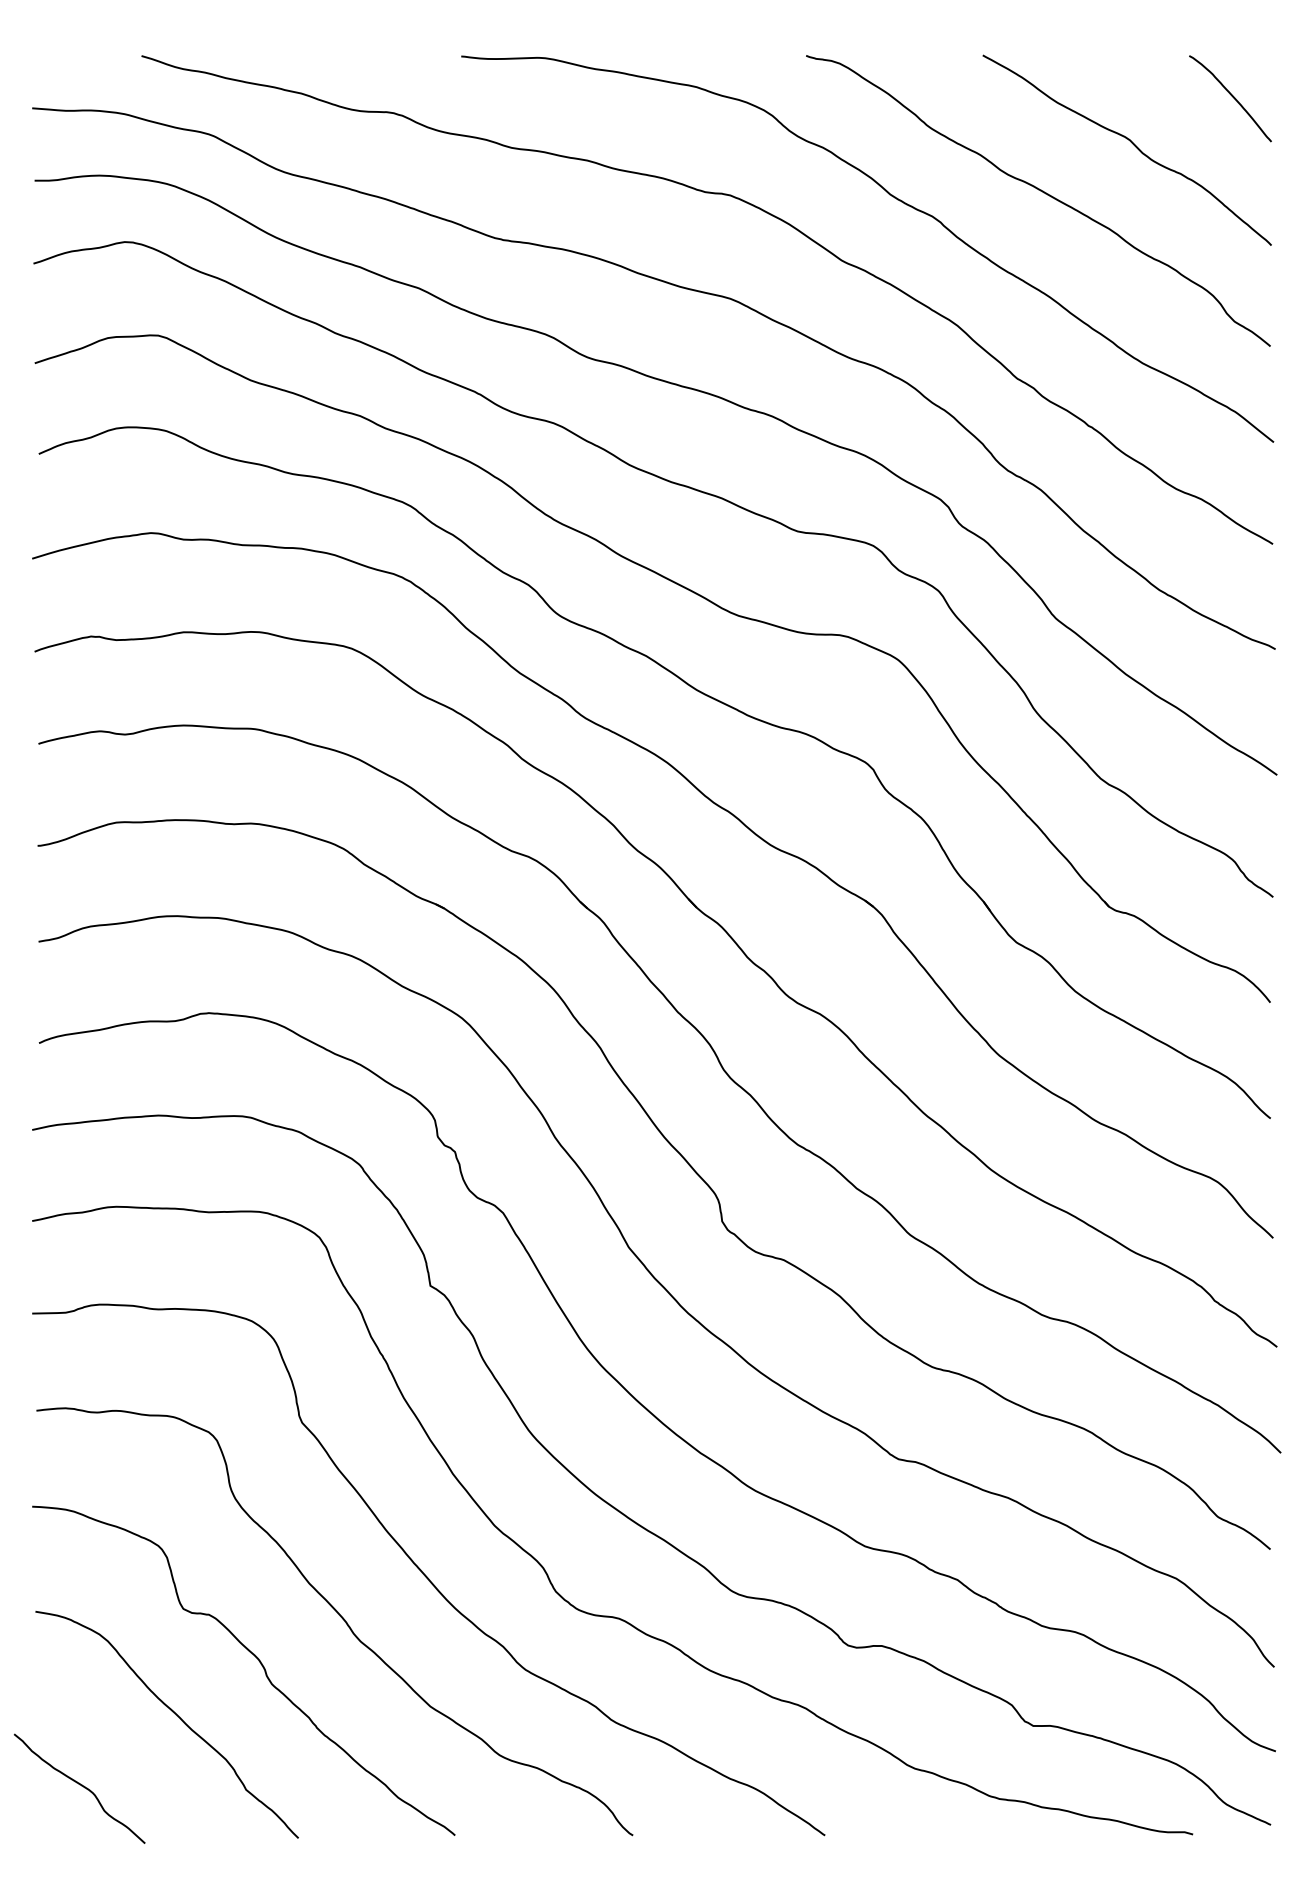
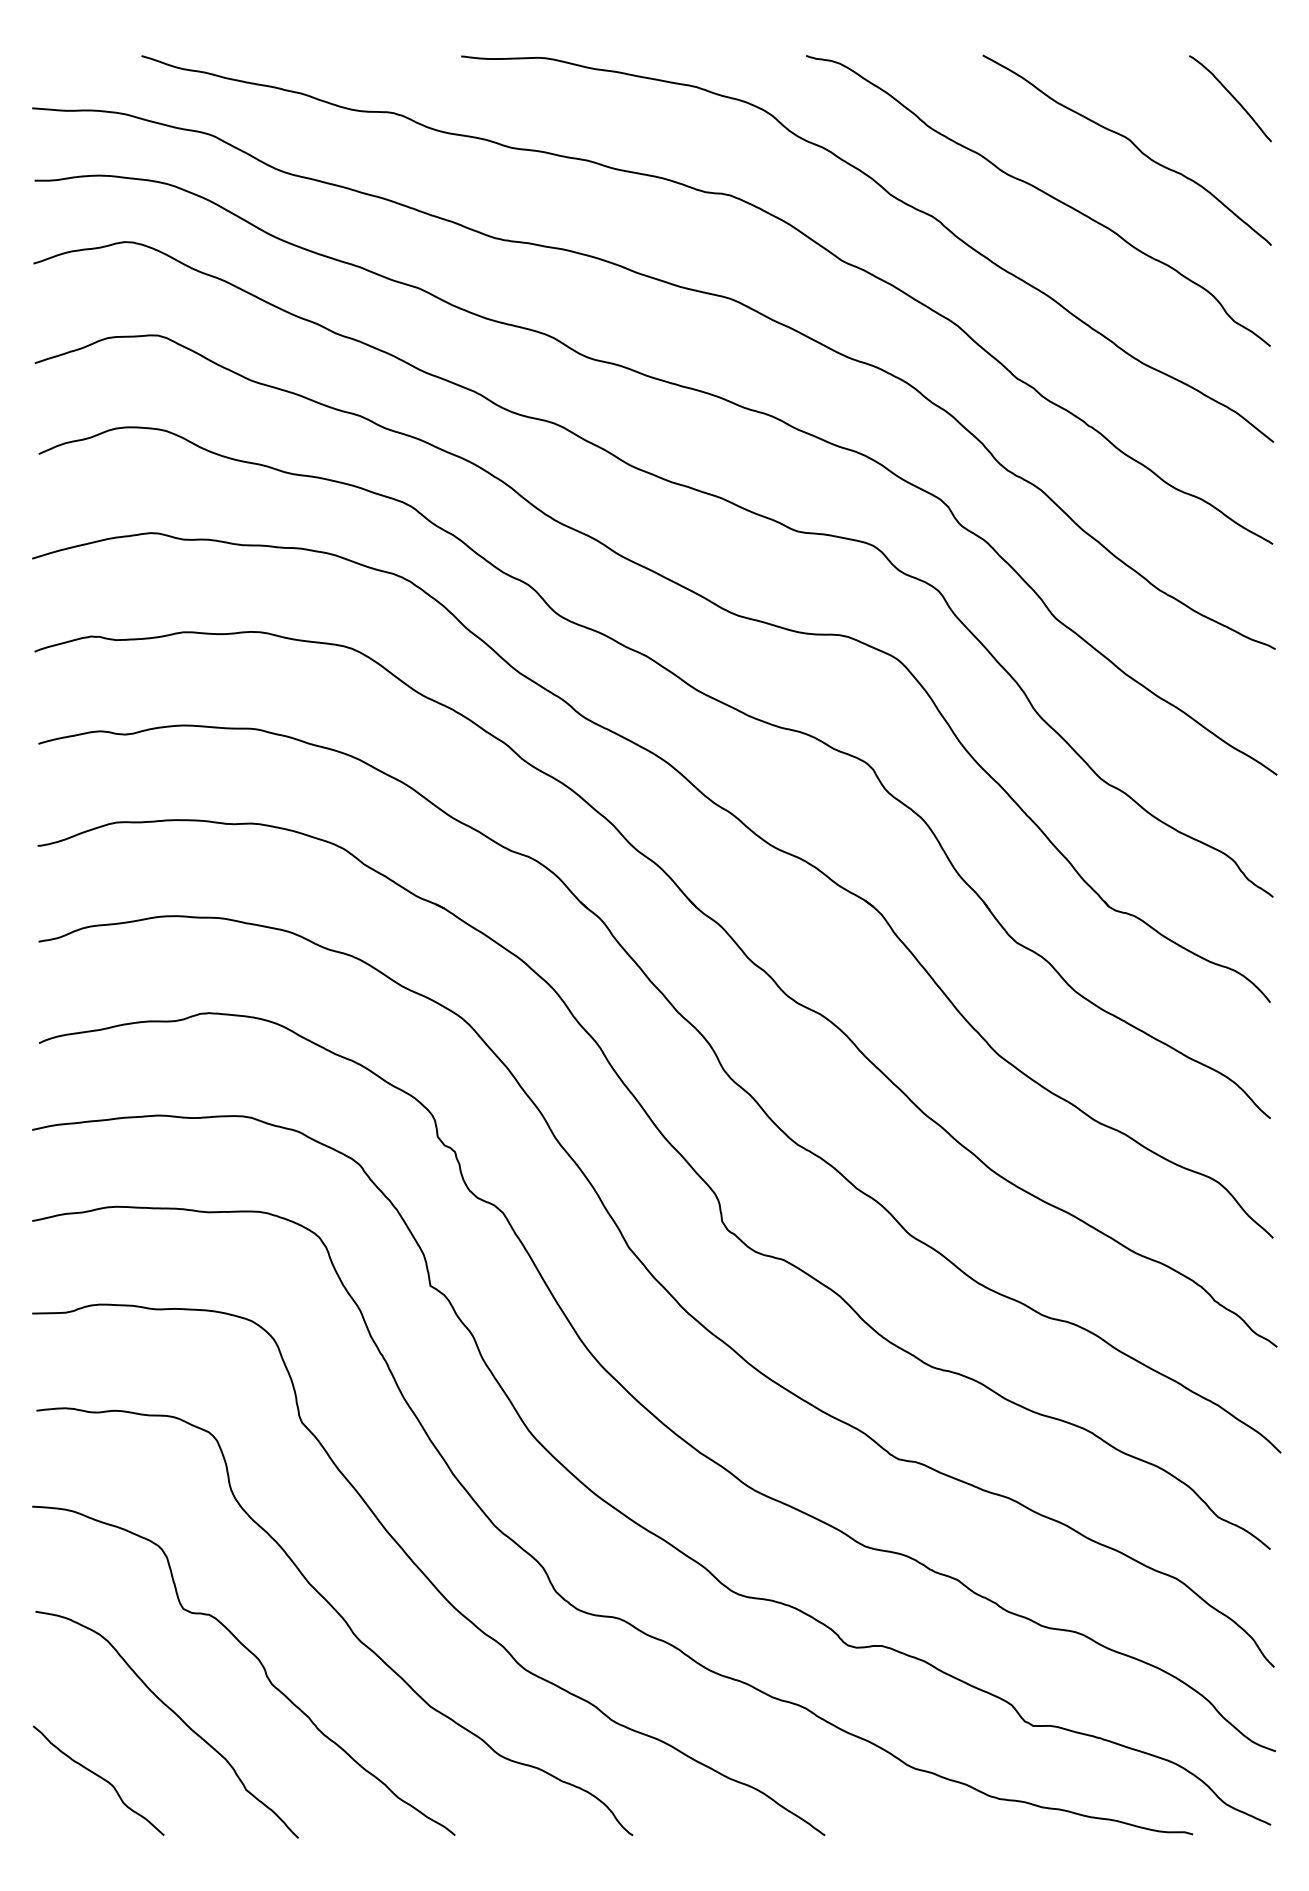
curve position: (81, 1786) -> (100, 1778) (100, 1778)
